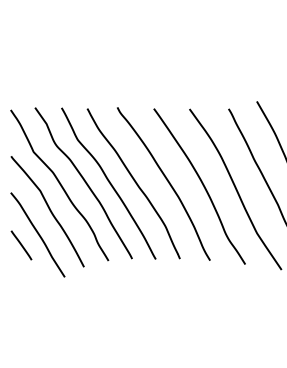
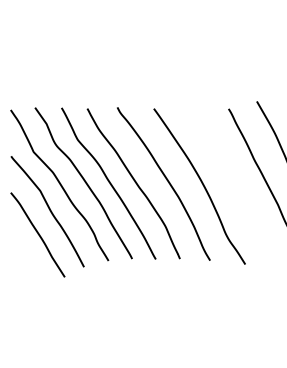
curve: present -> none (235, 189)
line: present -> none (21, 245)
